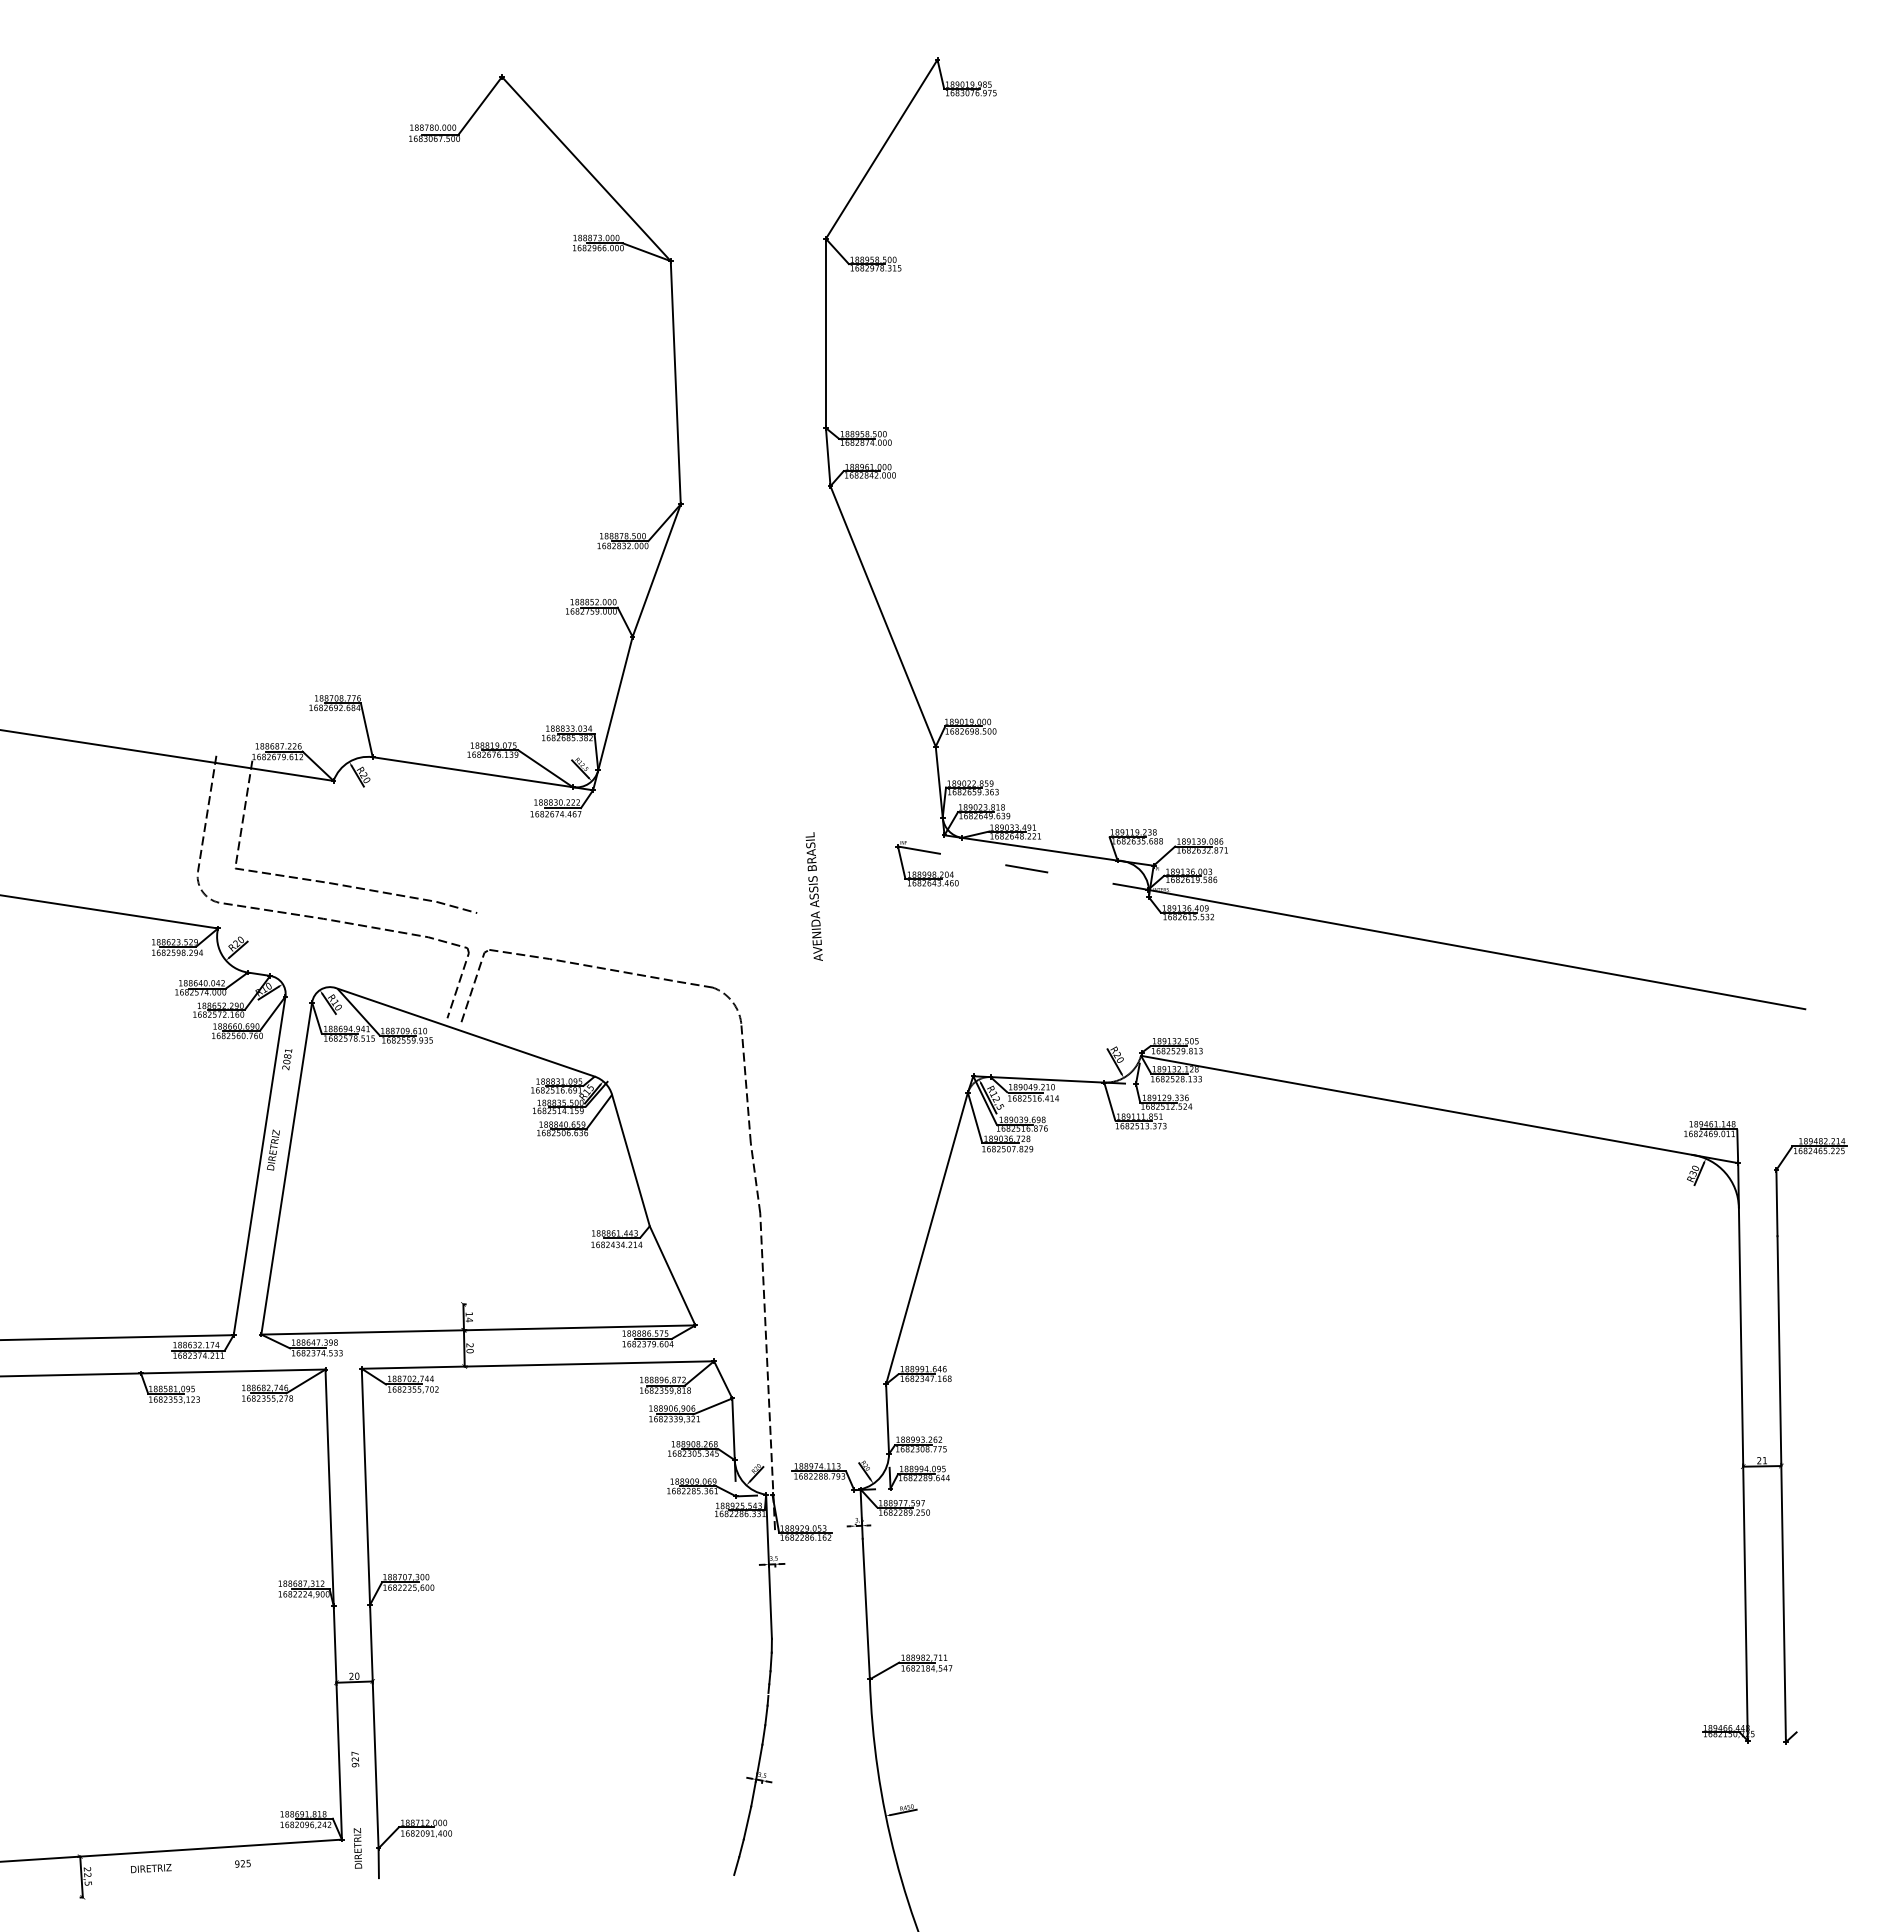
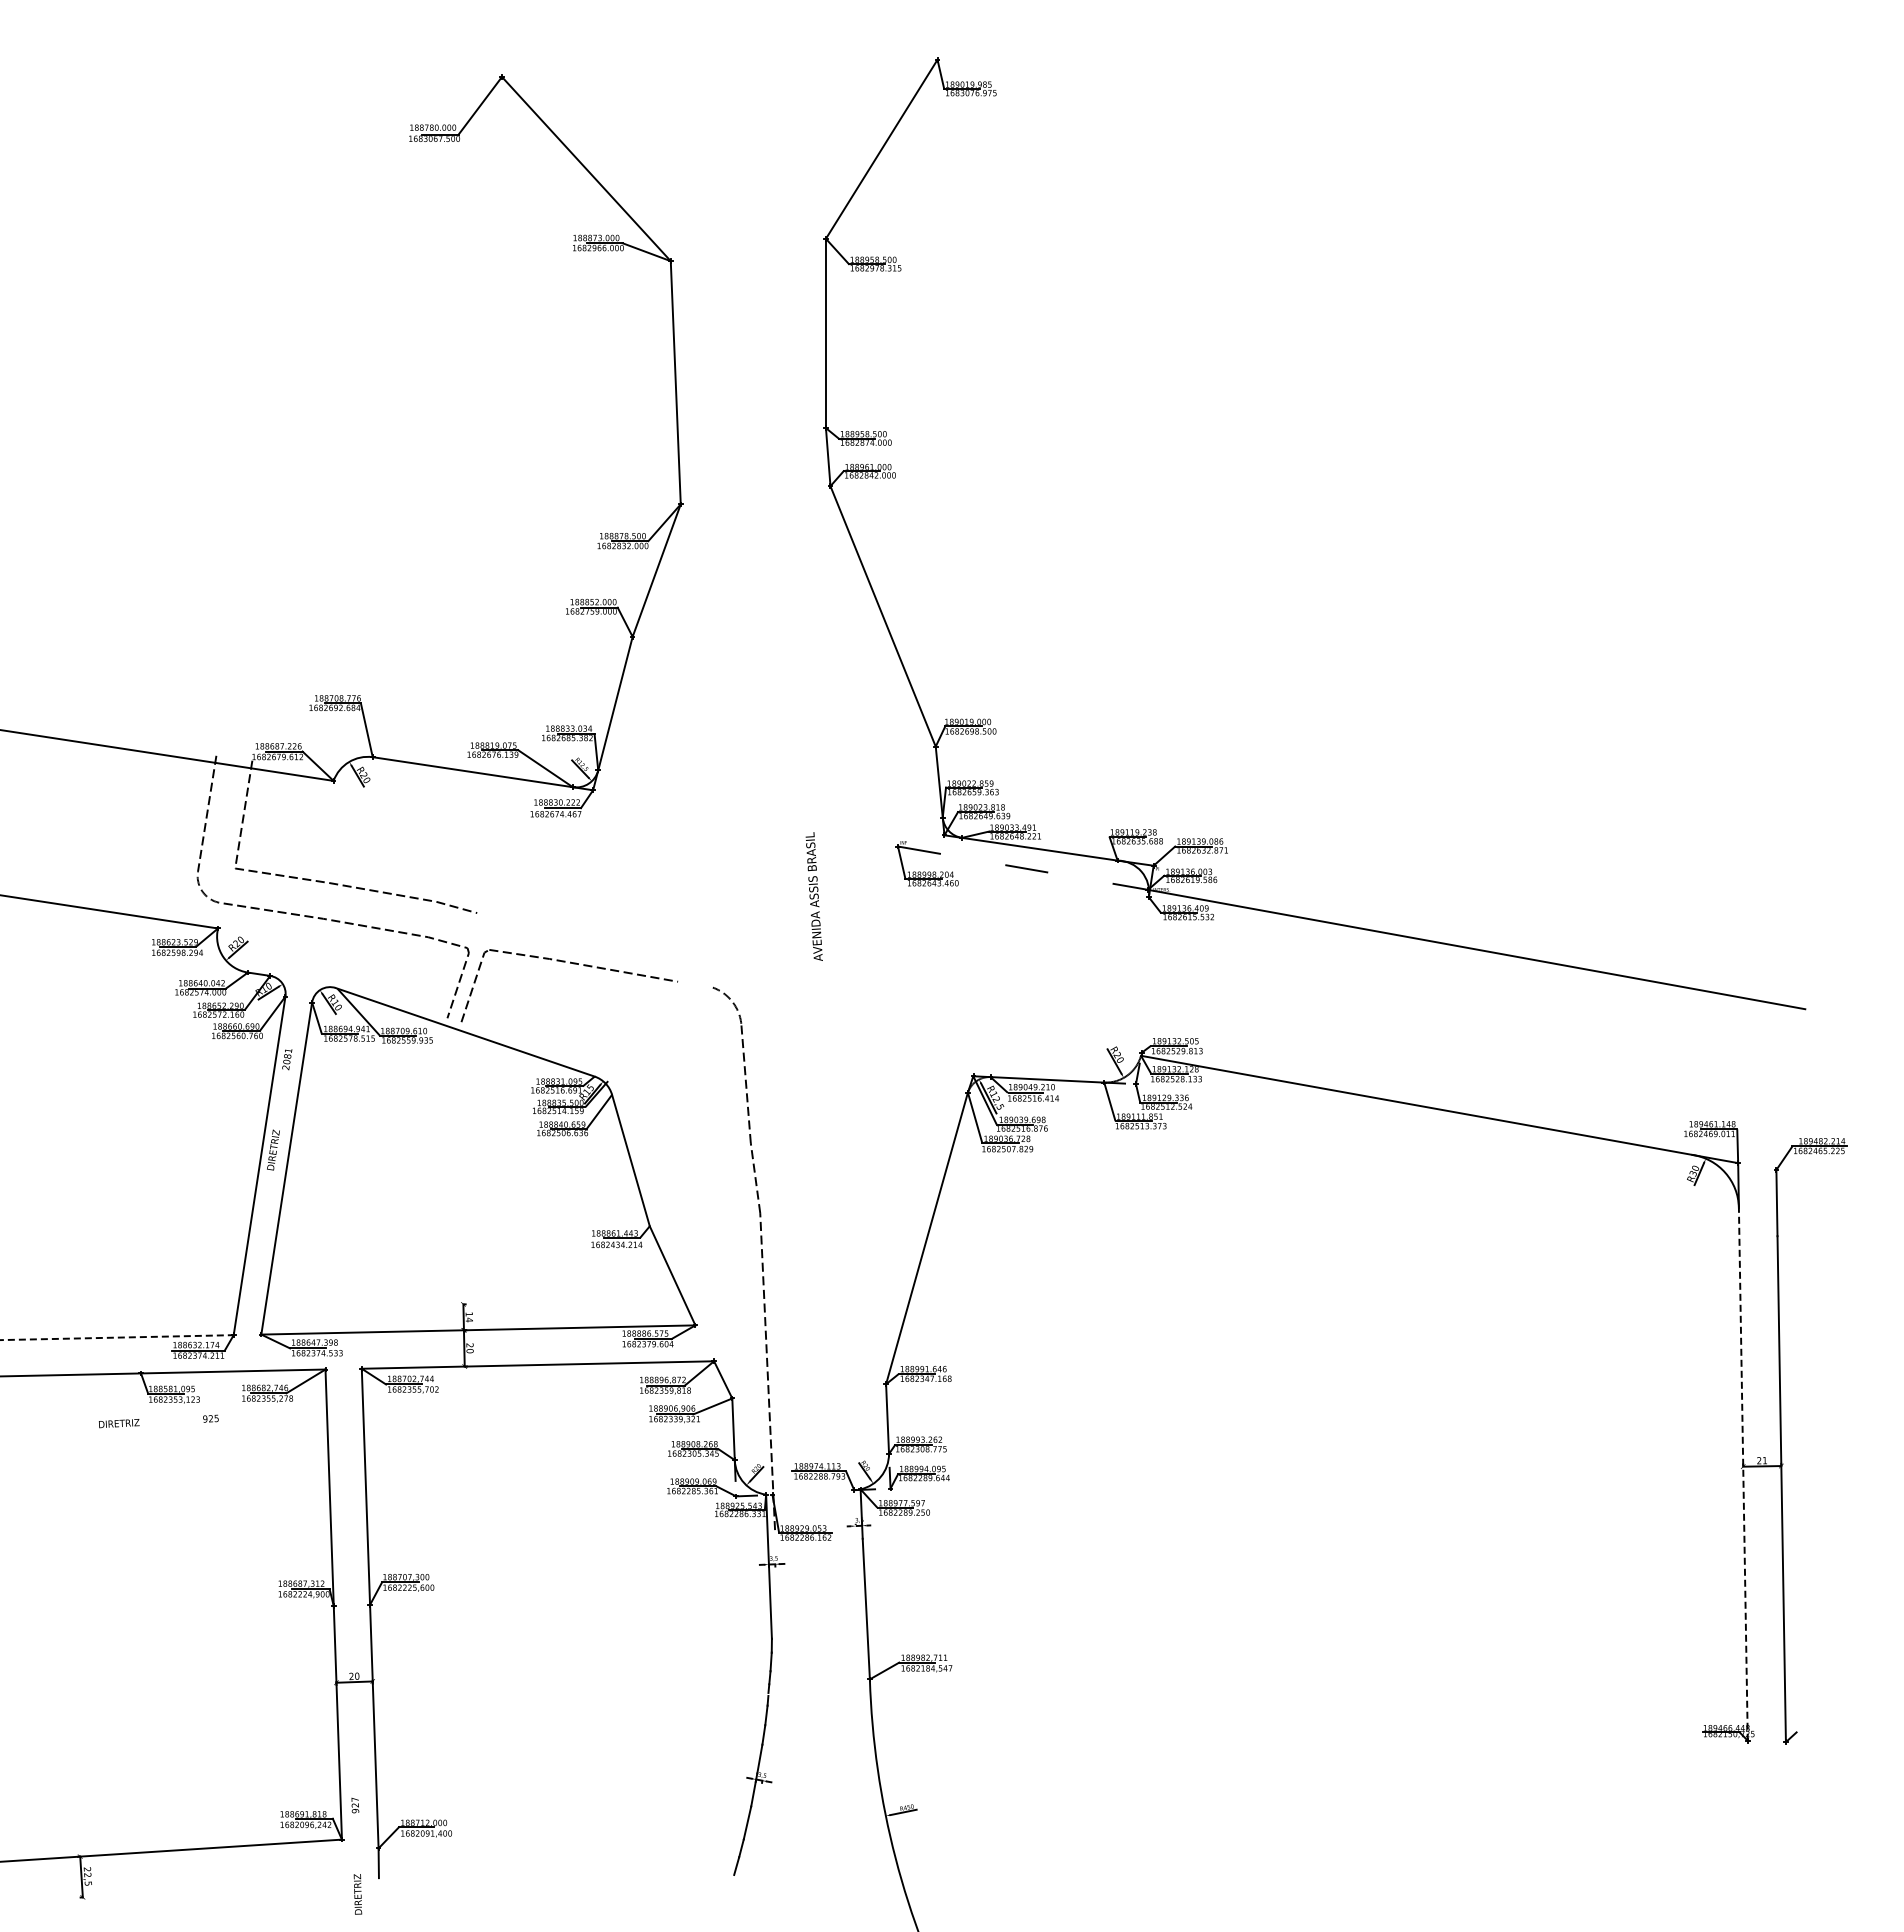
line: present -> none (695, 984)
line: solid -> dashed (117, 1337)
line: solid -> dashed (1743, 1473)
text position: (356, 1809) -> (356, 1855) (356, 1855)
text position: (190, 1866) -> (158, 1421) (158, 1421)
